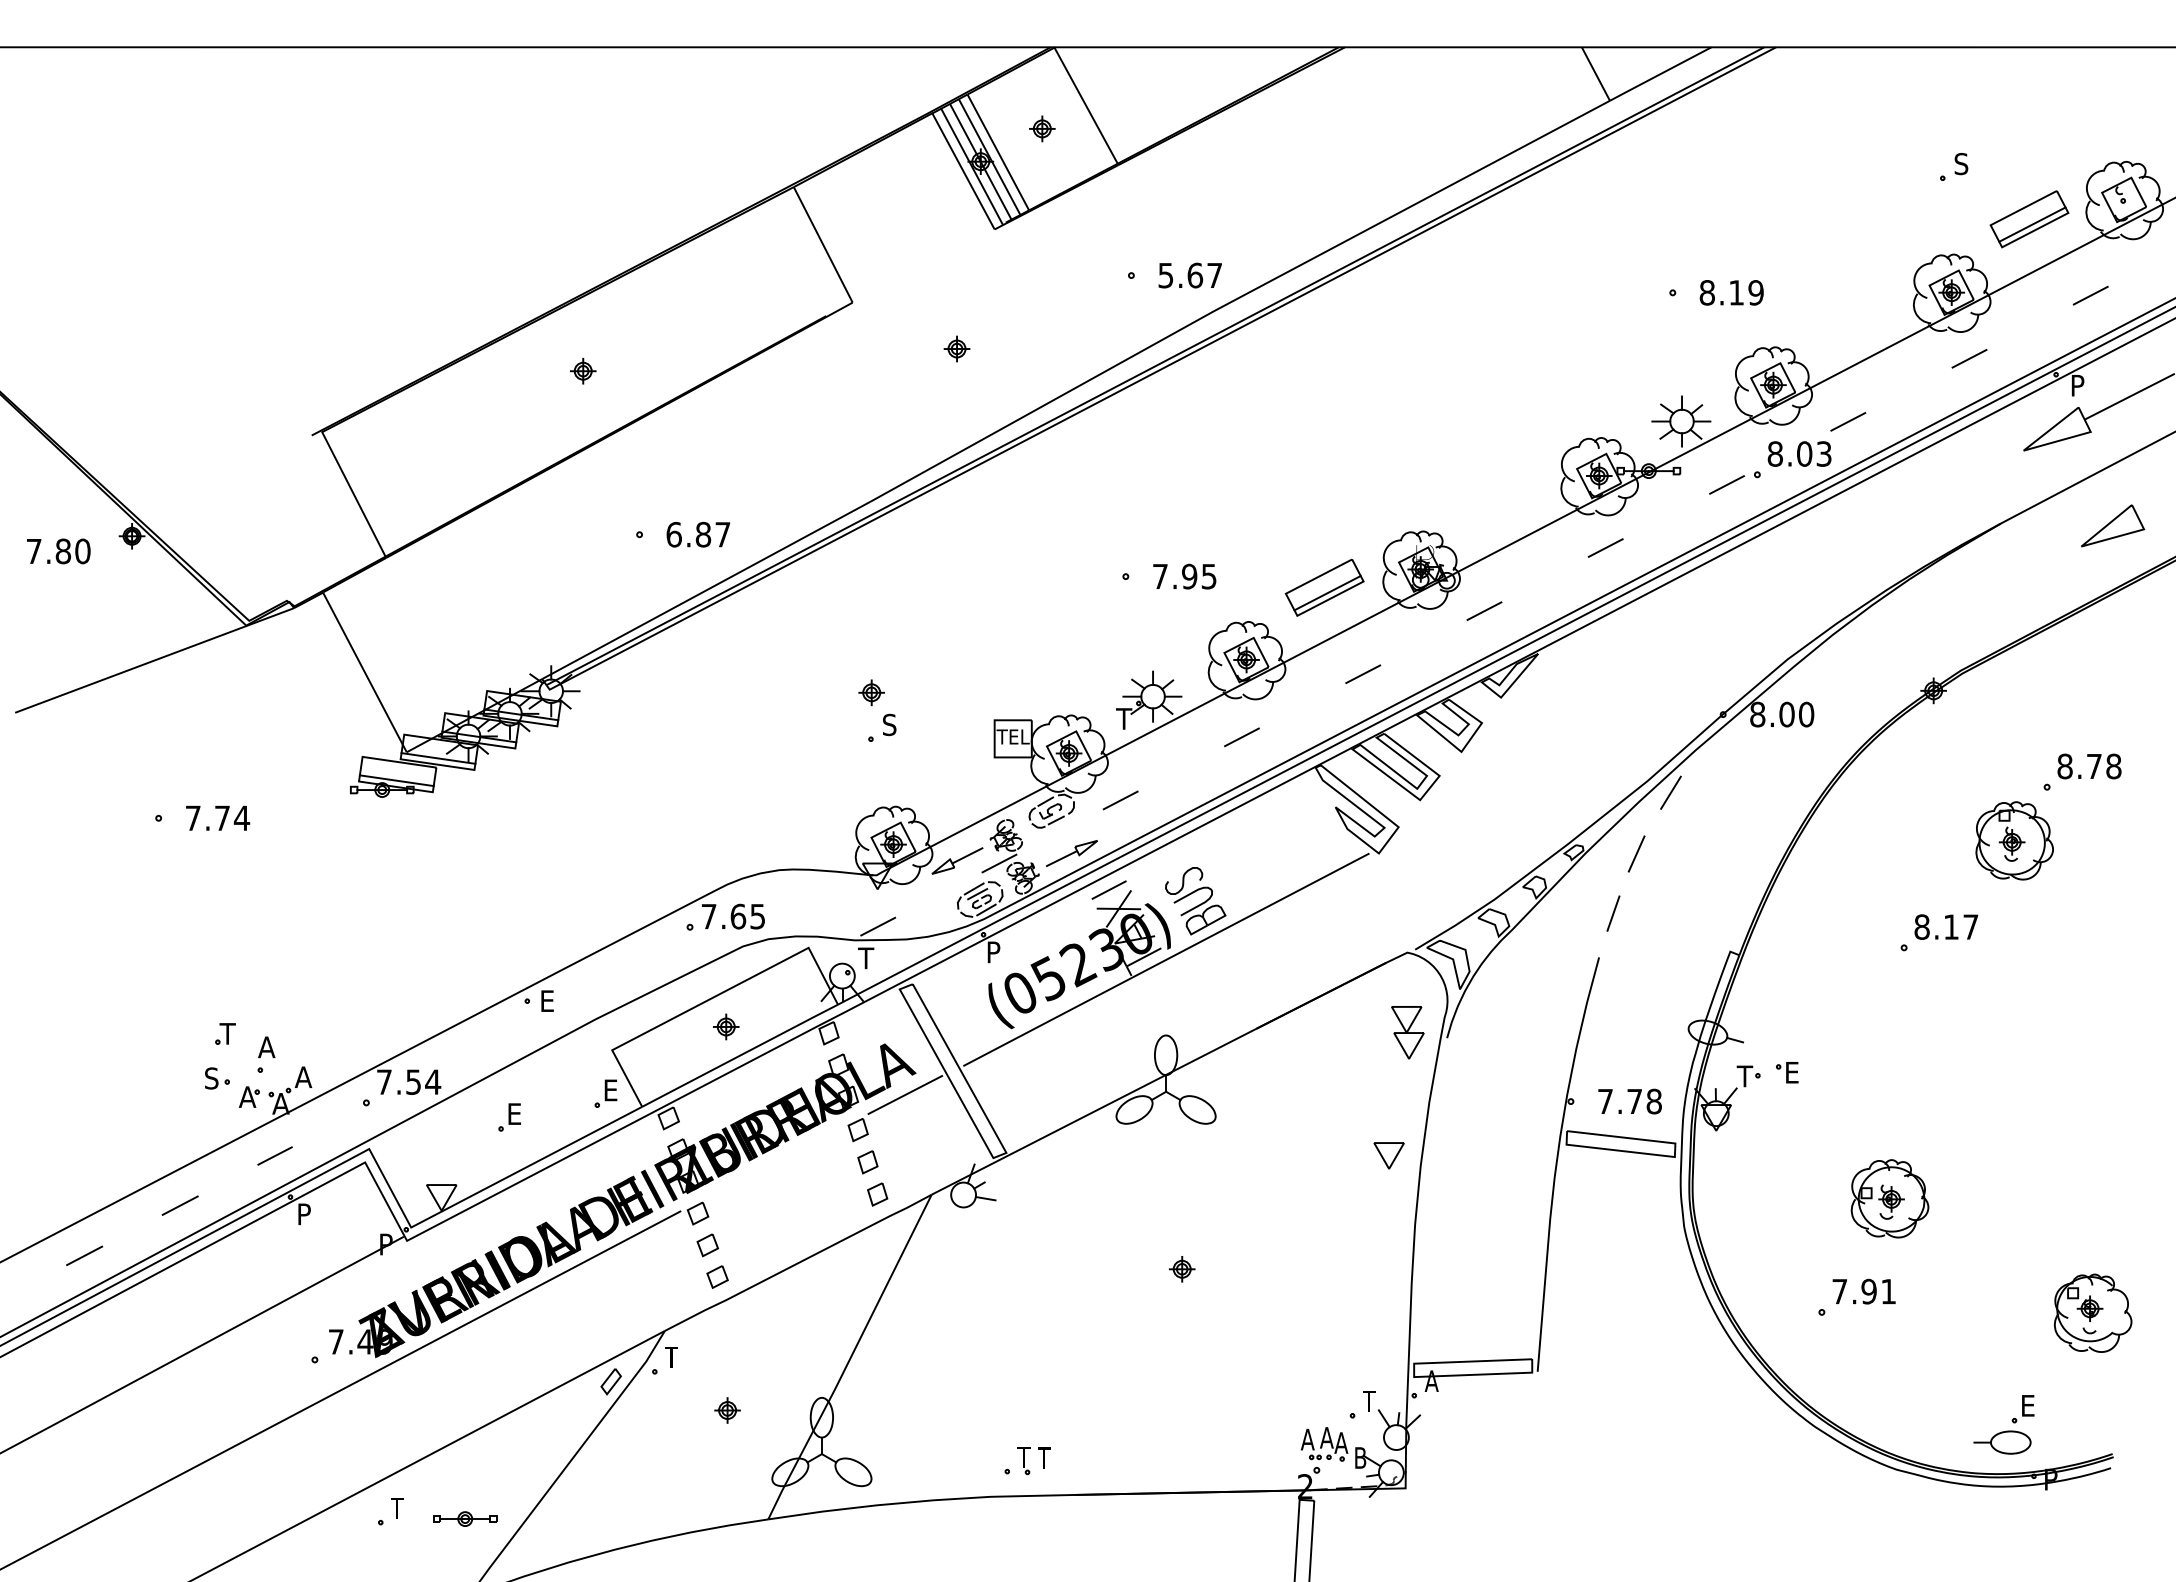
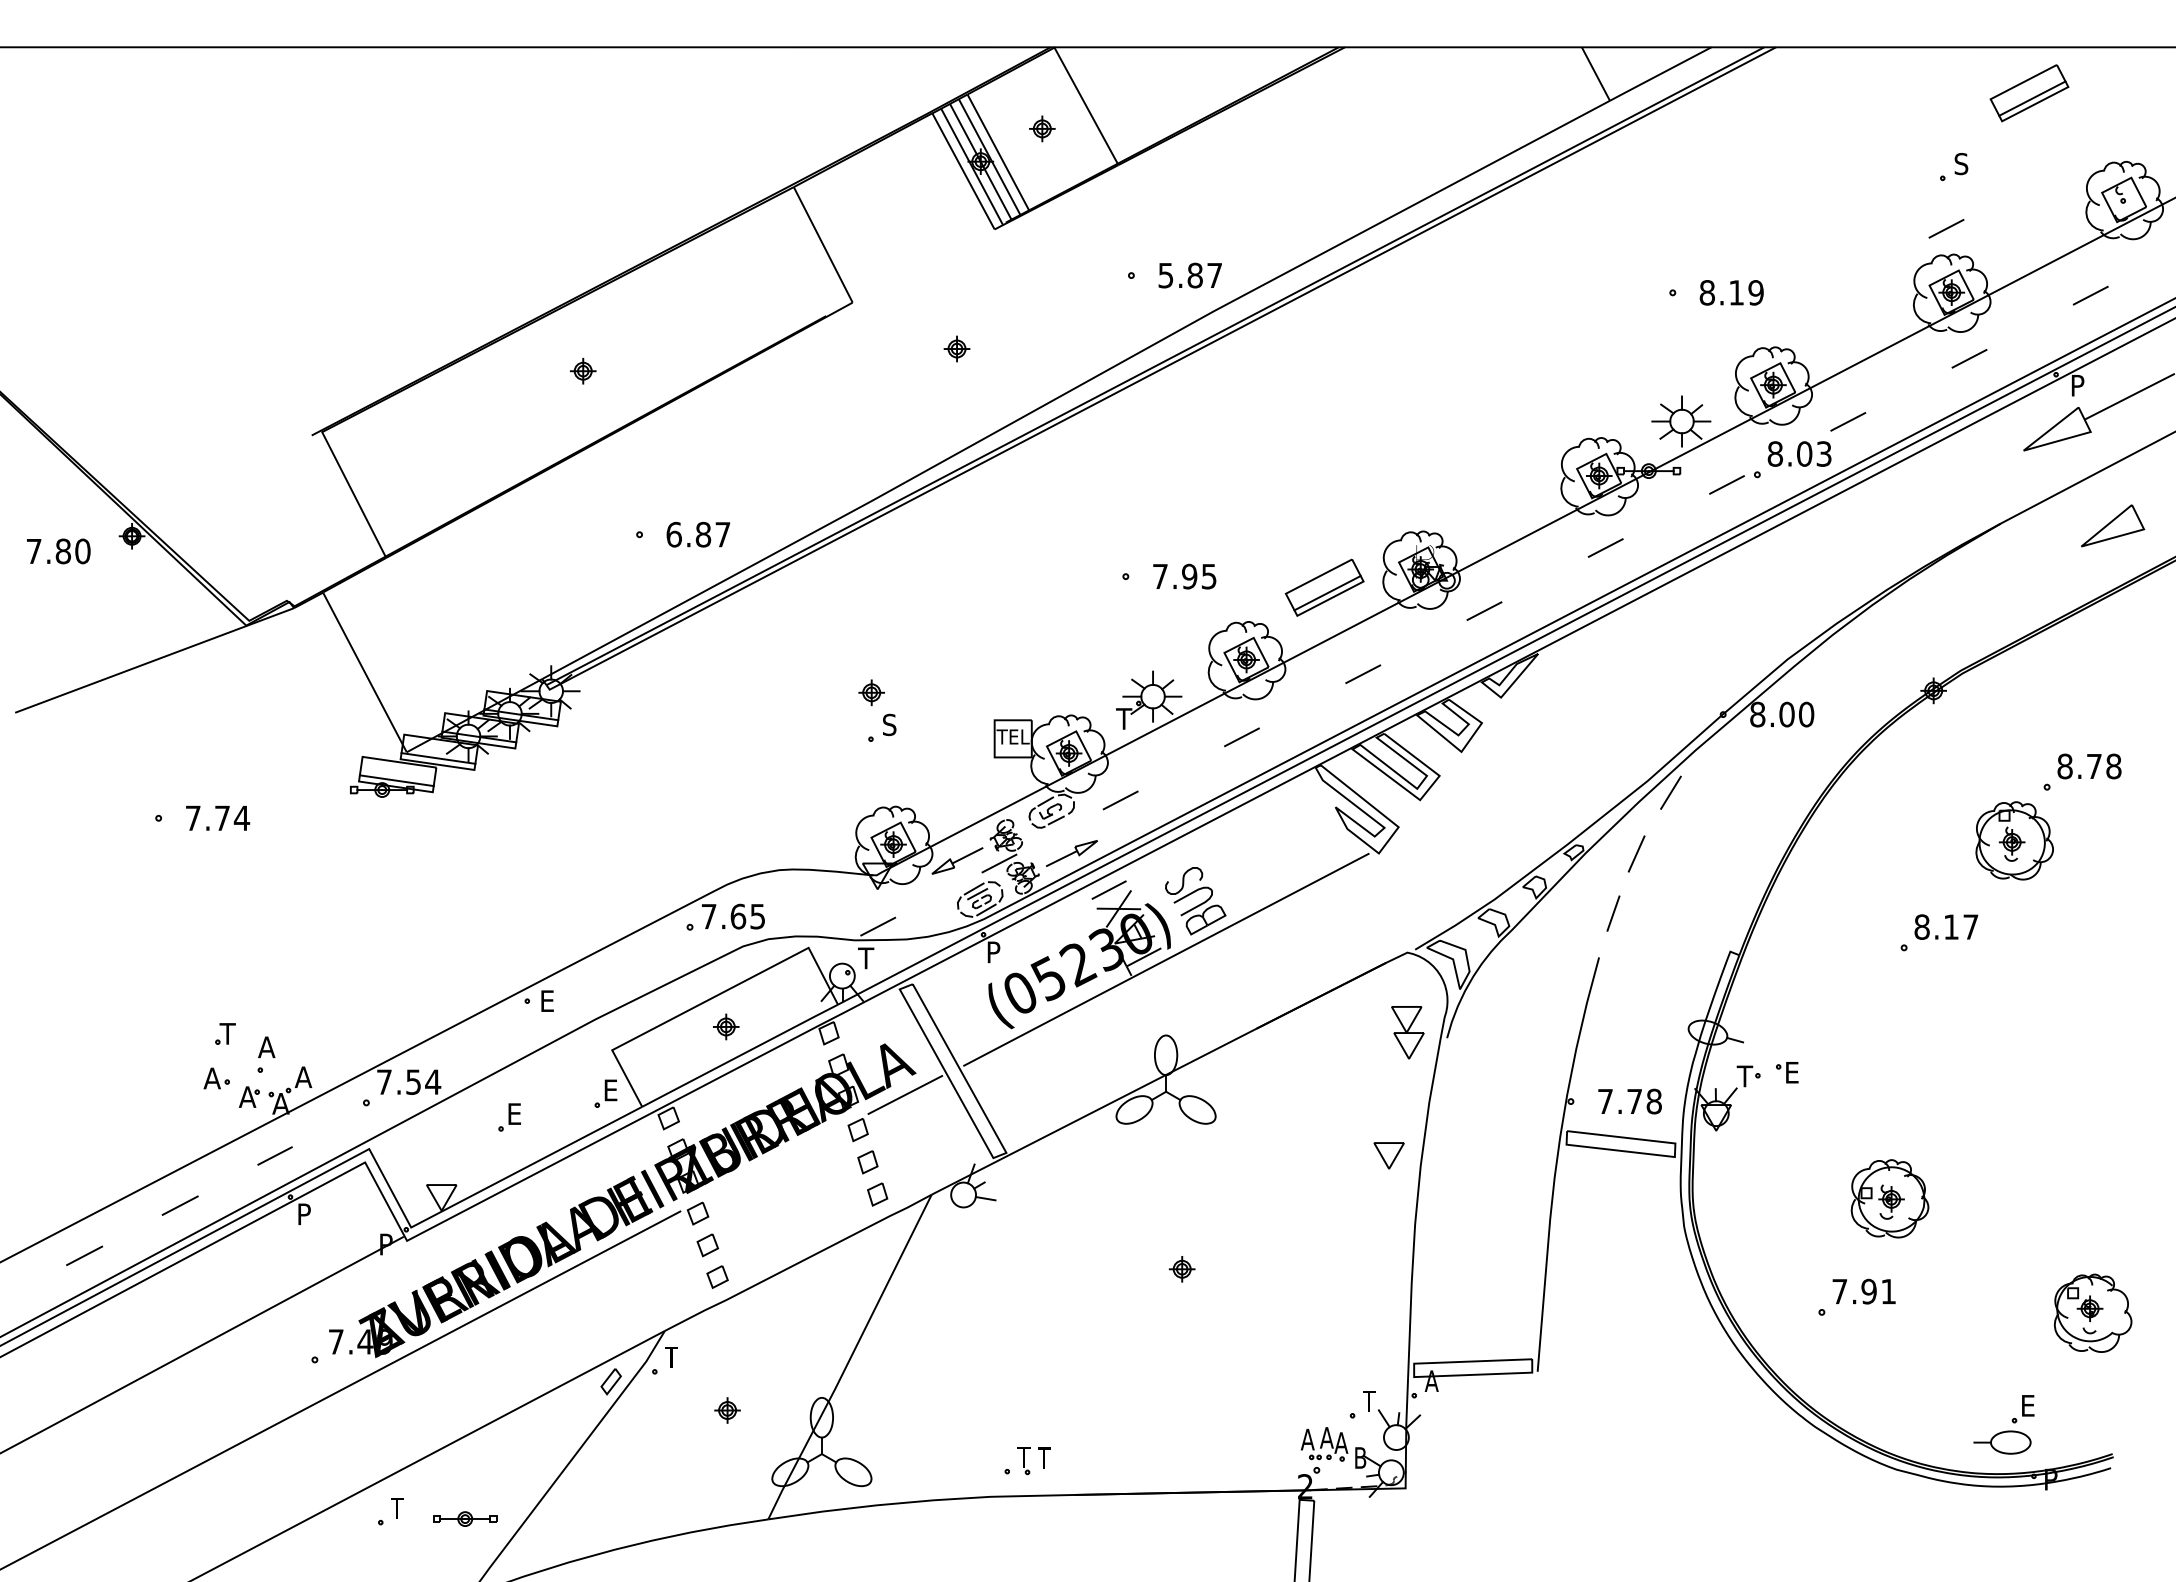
part position: (2029, 219) -> (2029, 93) (2029, 93)
line: none -> present (1946, 228)
text: 5.67 -> 5.87 (1195, 275)
text: S -> A (211, 1078)
